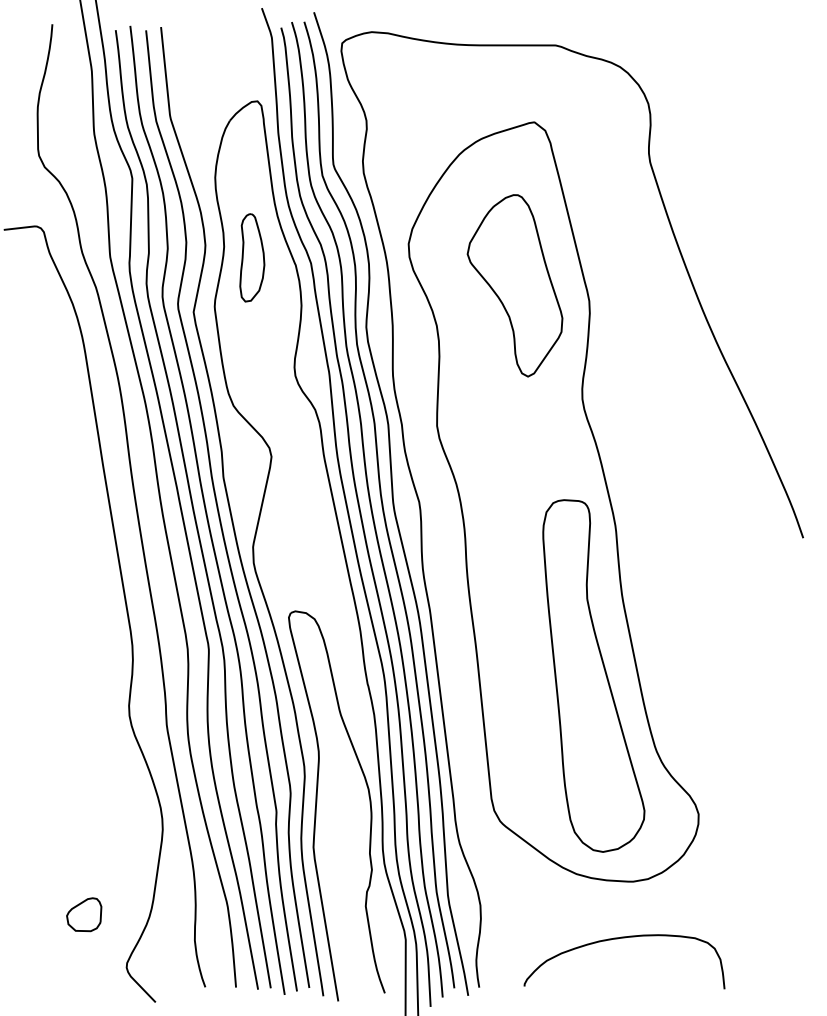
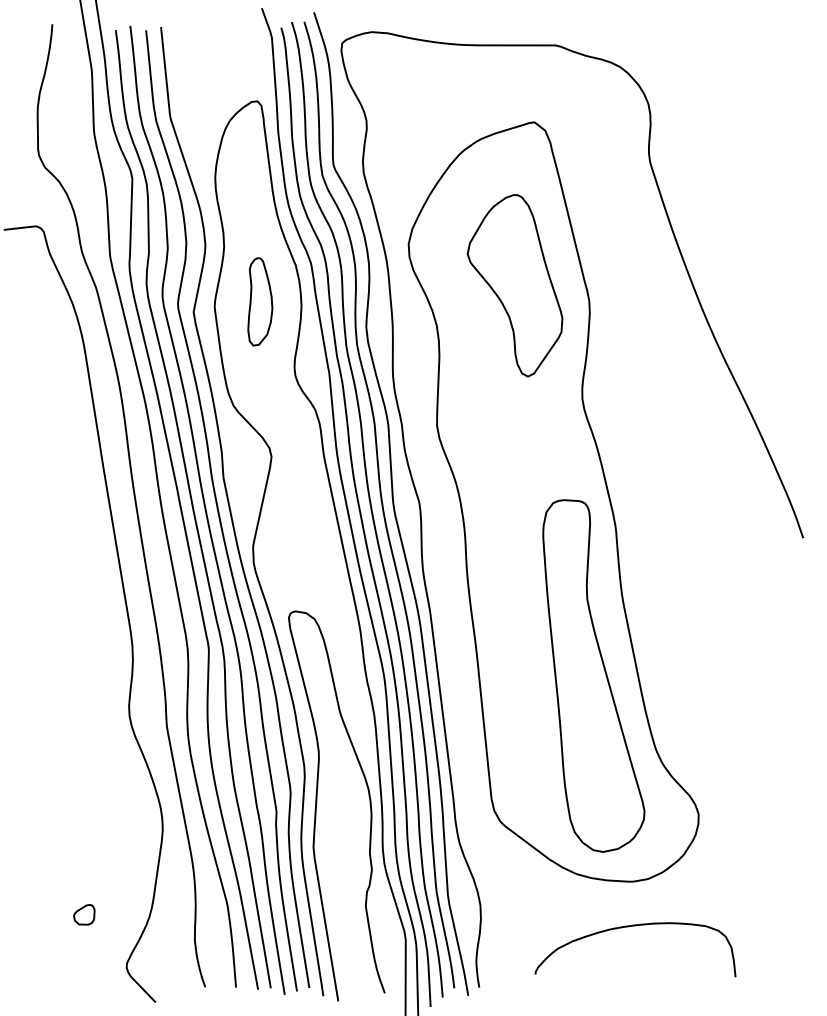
part position: (252, 257) -> (260, 301) (260, 301)
part size: 37x36 px -> 23x22 px (84, 914)
curve position: (618, 939) -> (629, 927) (629, 927)
